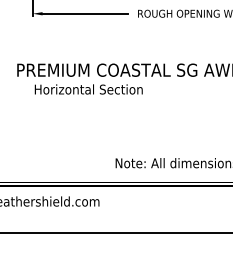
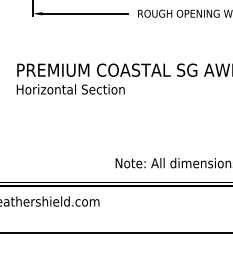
text position: (88, 89) -> (70, 89) (70, 89)
